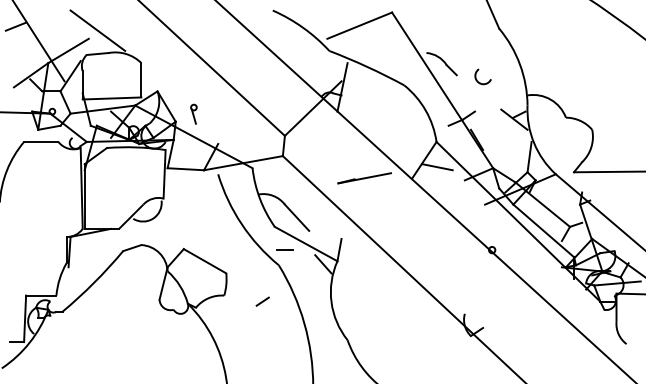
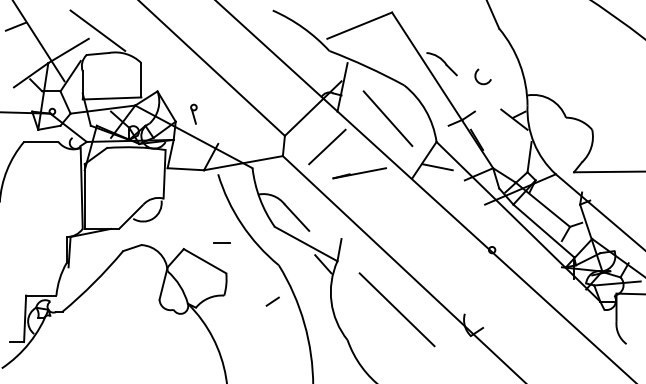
line: none -> present (387, 118)
line: none -> present (327, 146)
line position: (364, 178) -> (359, 173) (359, 173)
line position: (284, 249) -> (221, 242) (221, 242)
line position: (262, 301) -> (272, 301) (272, 301)
line: none -> present (396, 309)
